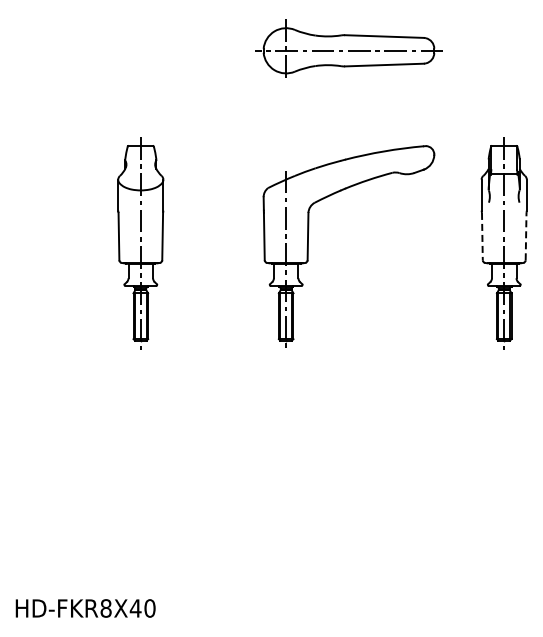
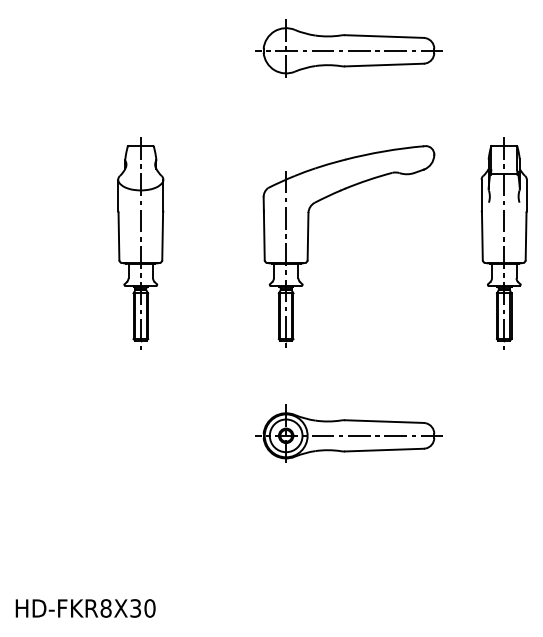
line: dashed -> solid (482, 236)
line: dashed -> solid (526, 236)
part: none -> present (348, 433)
text: HD-FKR8X40 -> HD-FKR8X30 (135, 608)
